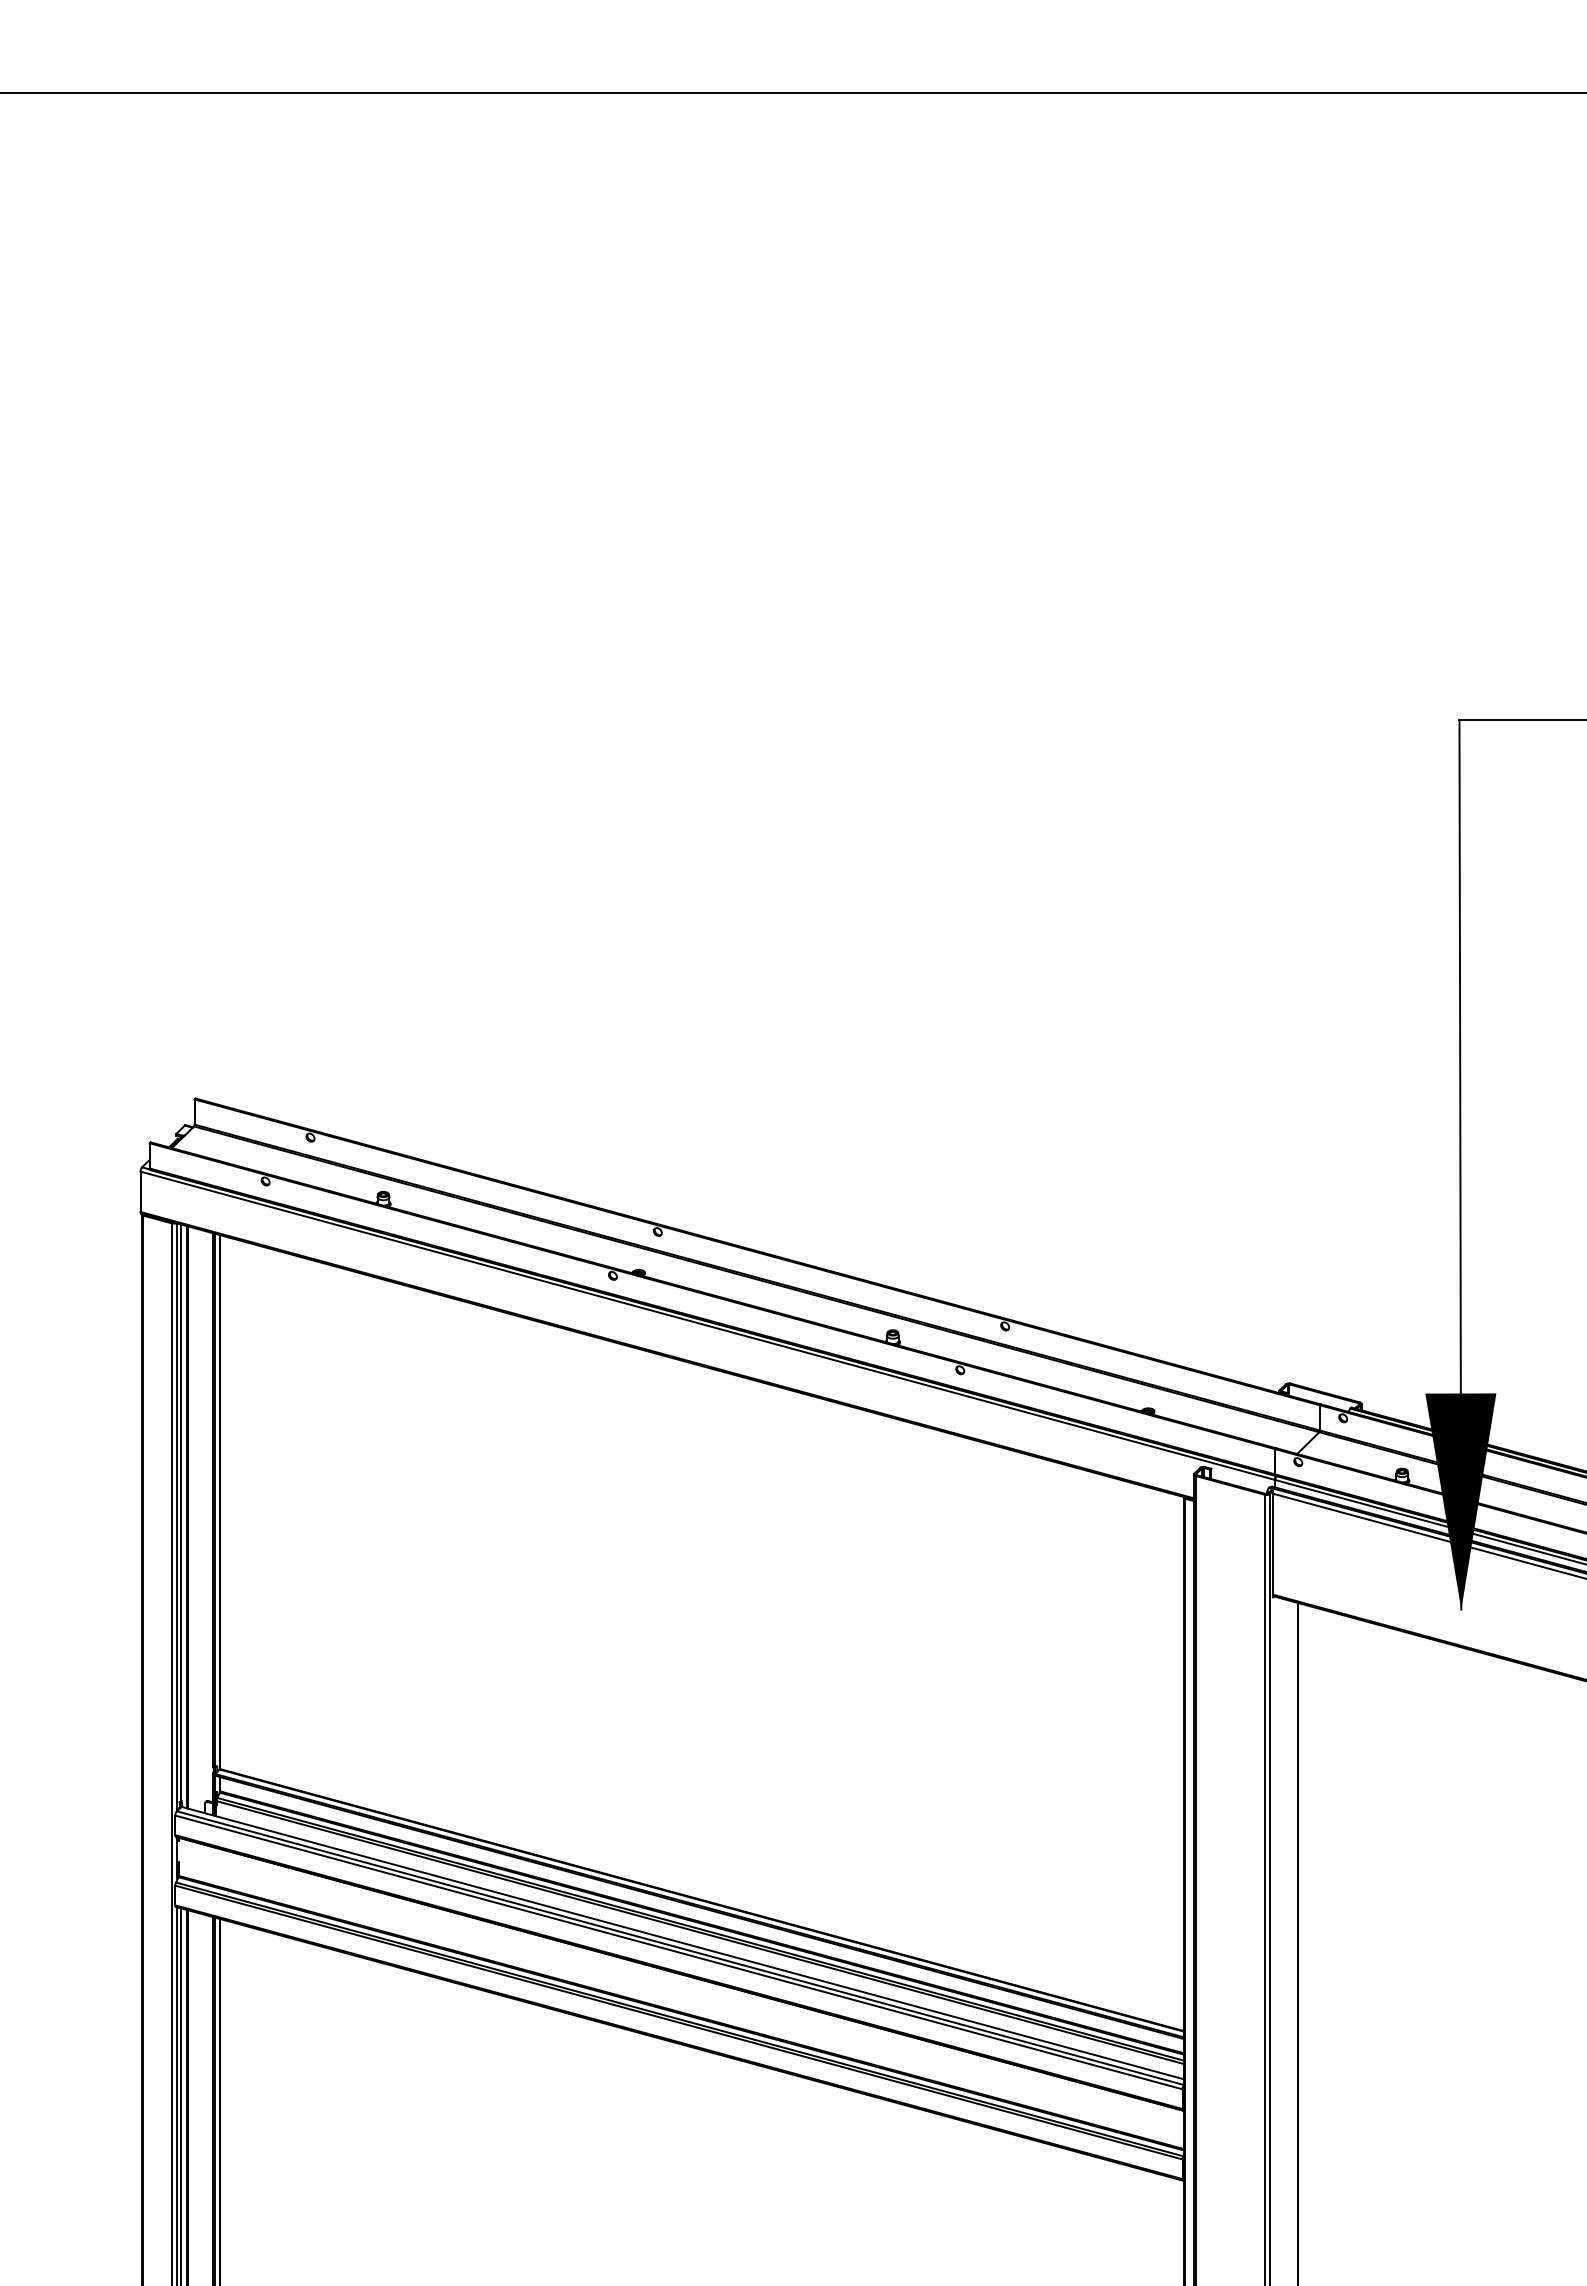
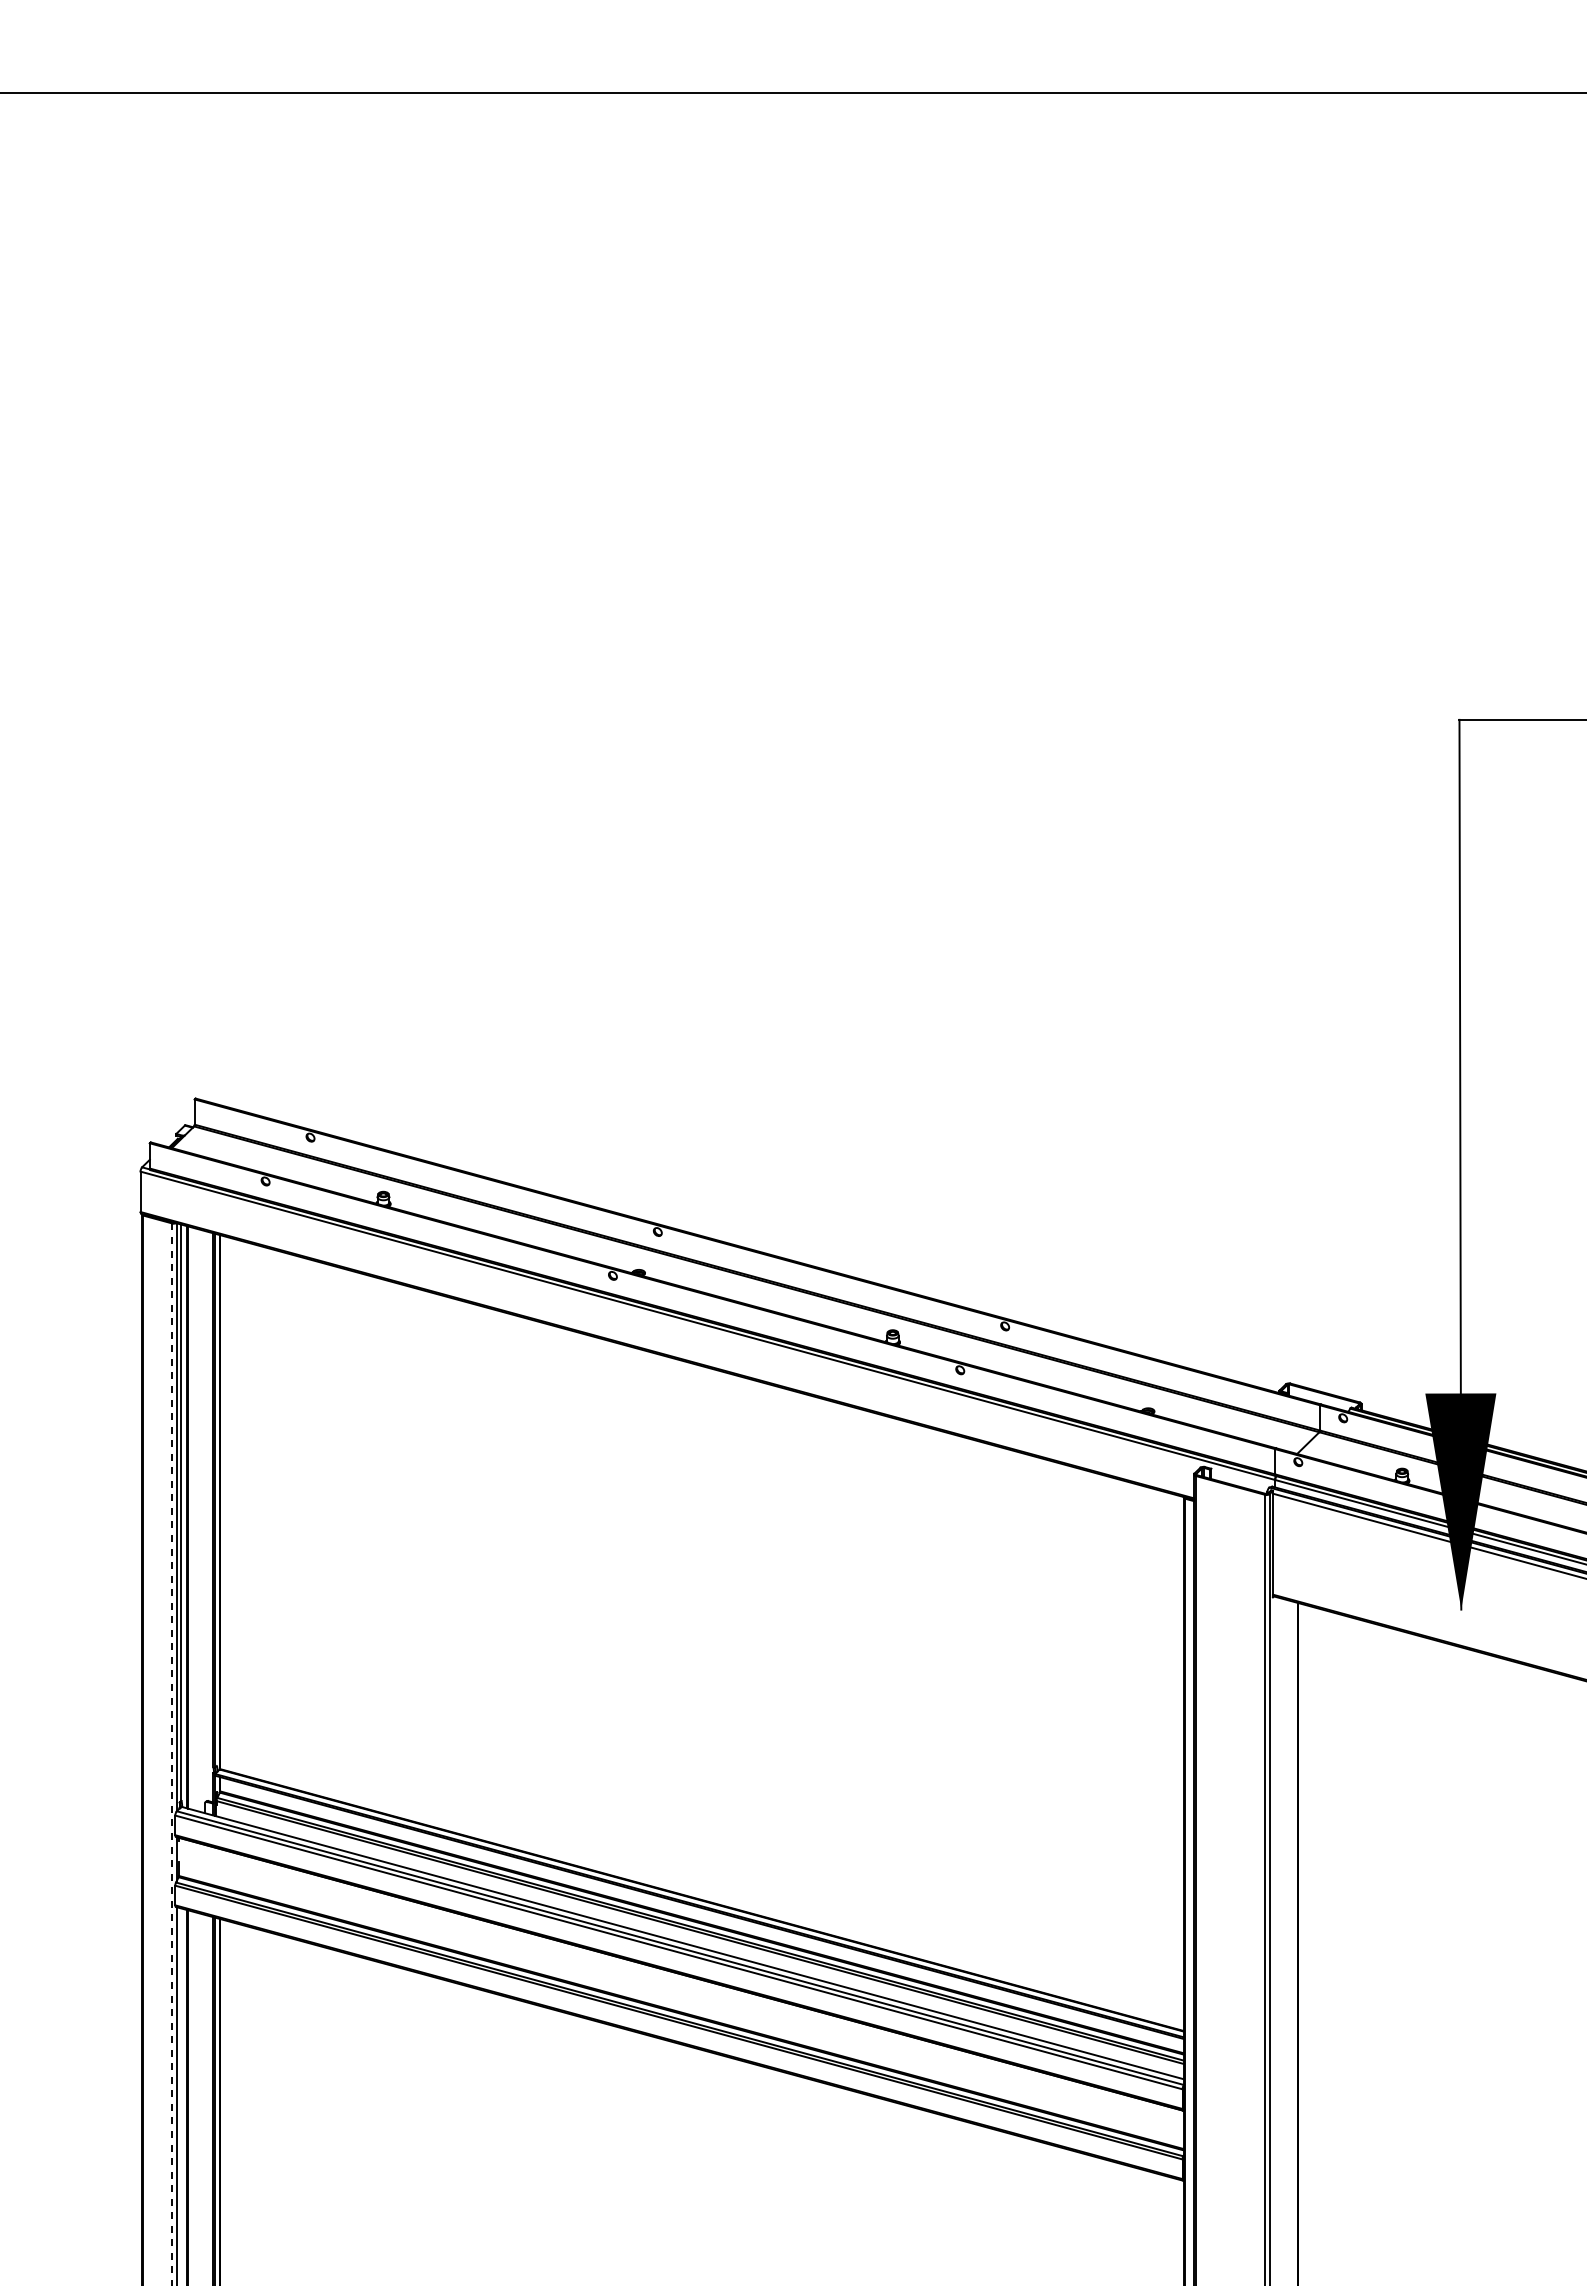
line: solid -> dashed (172, 1754)
line: present -> none (181, 2095)
